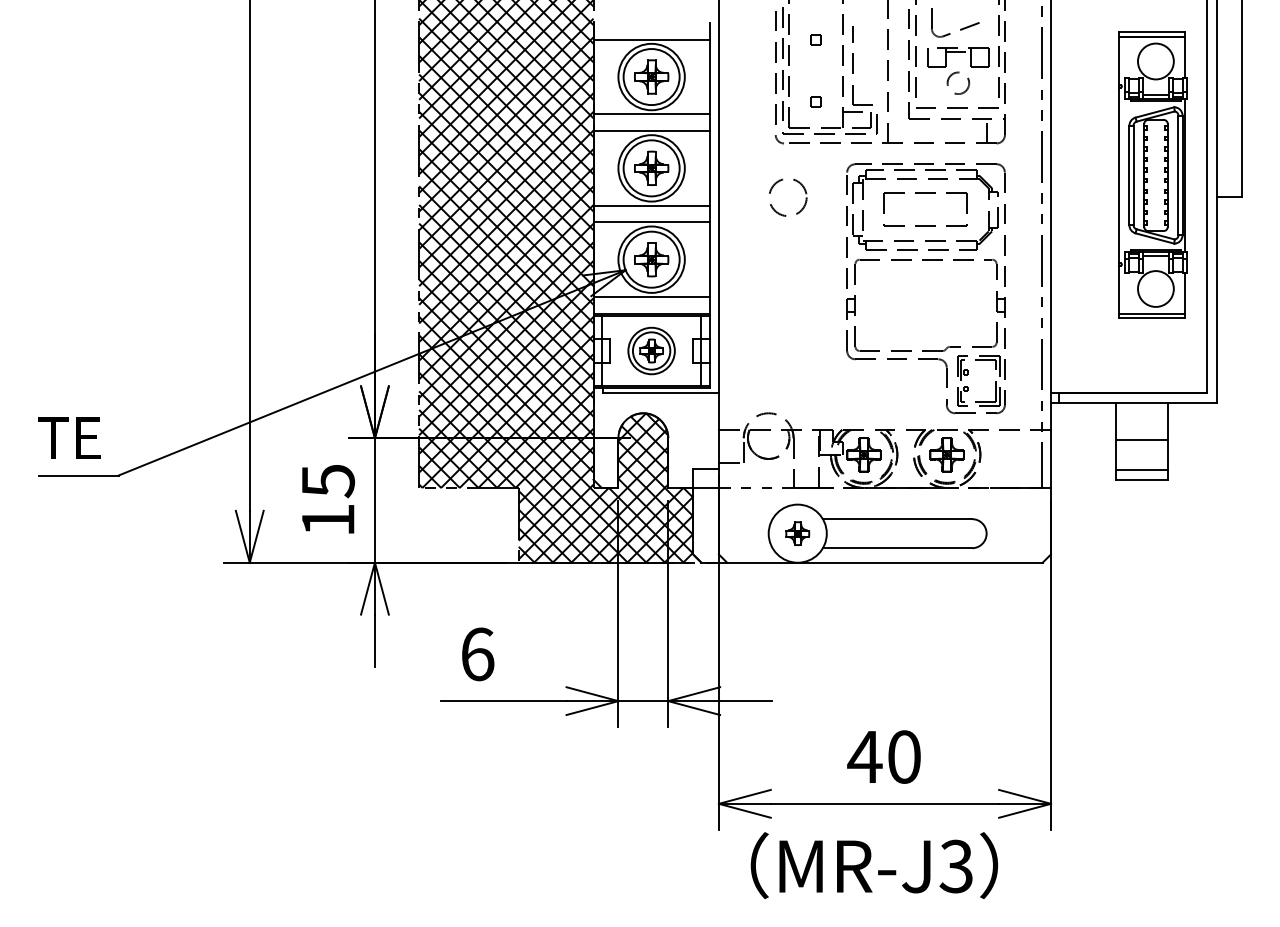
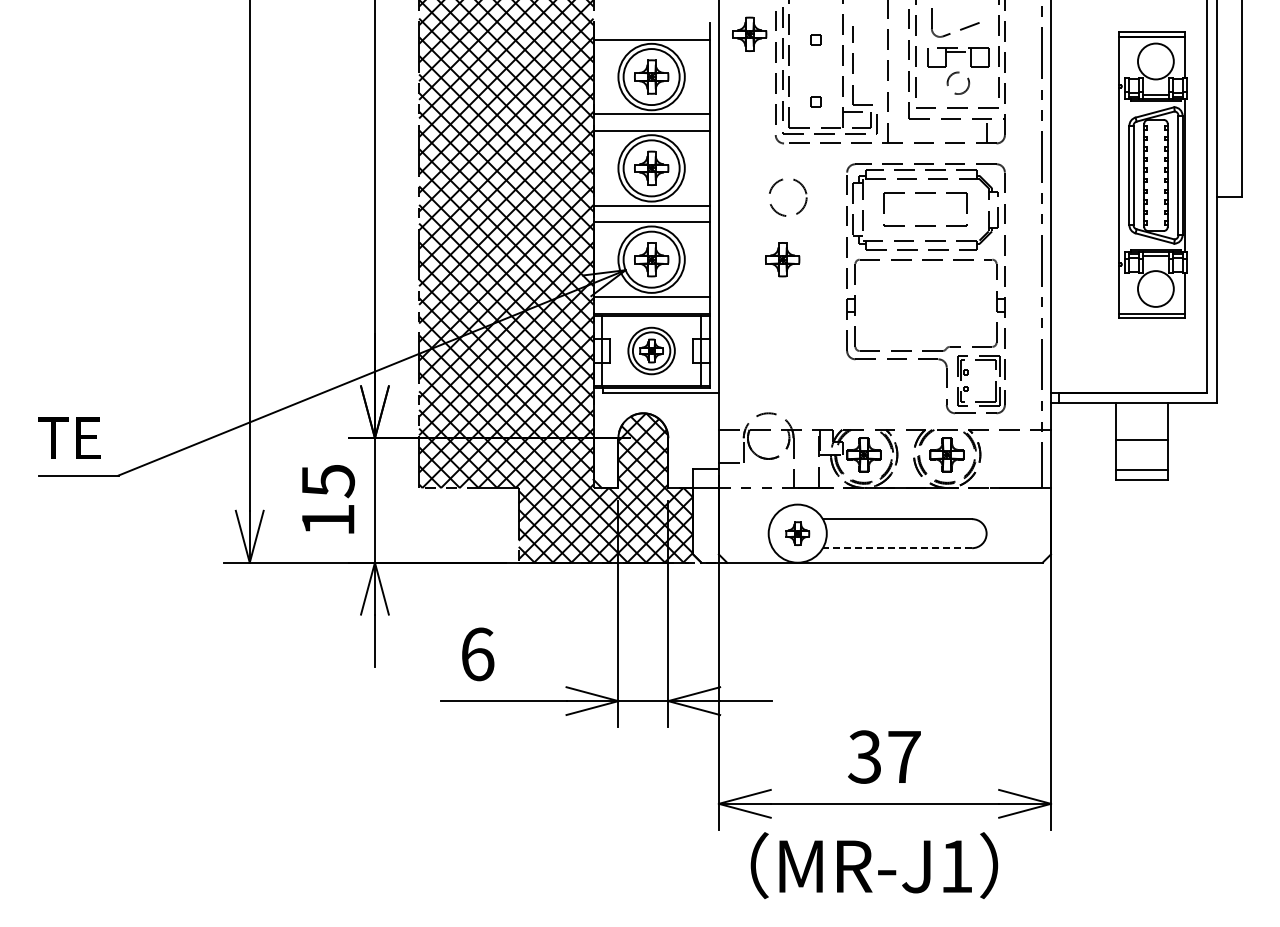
part: none -> present (749, 33)
part: none -> present (782, 259)
line: solid -> dashed (897, 548)
text: 40 -> 37 (883, 756)
text: MR-J3 -> MR-J1 (955, 866)
